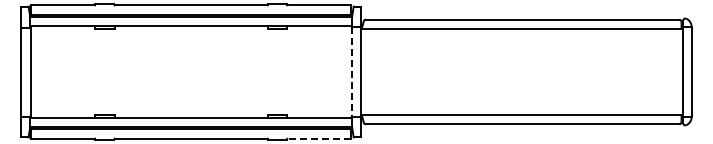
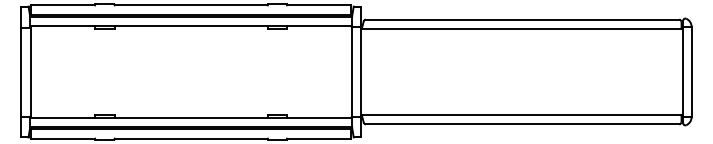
line: dashed -> solid (351, 72)
line: dashed -> solid (318, 138)
